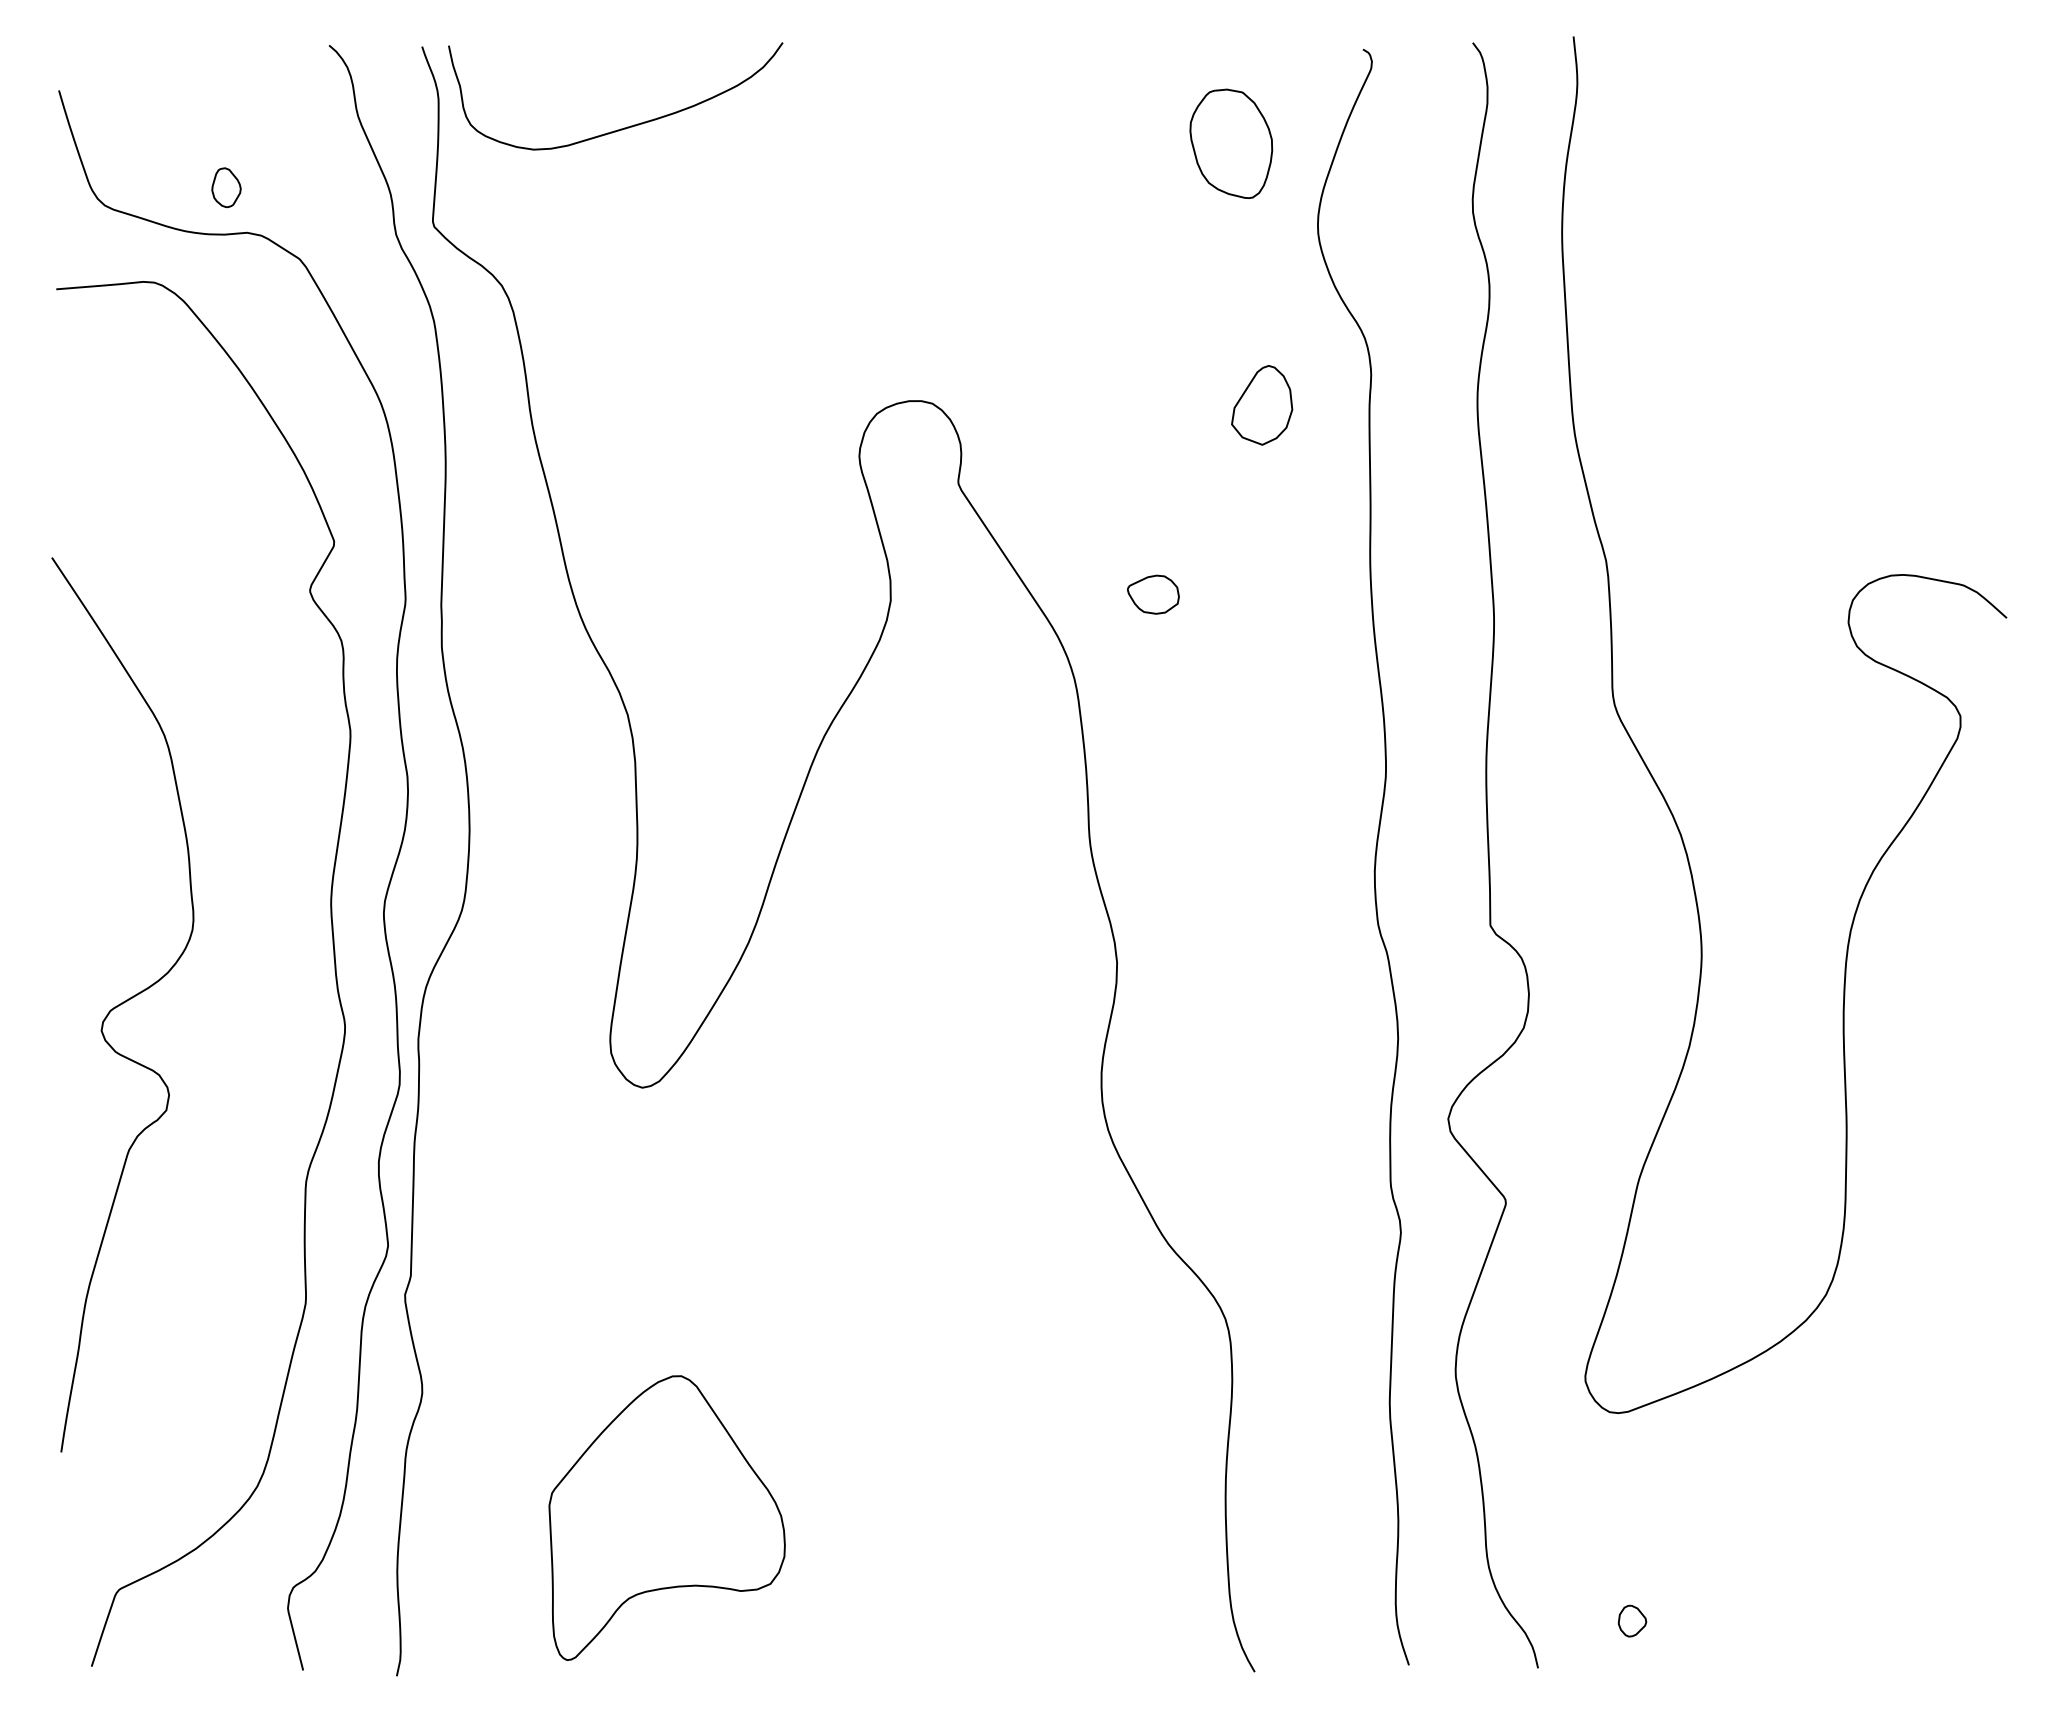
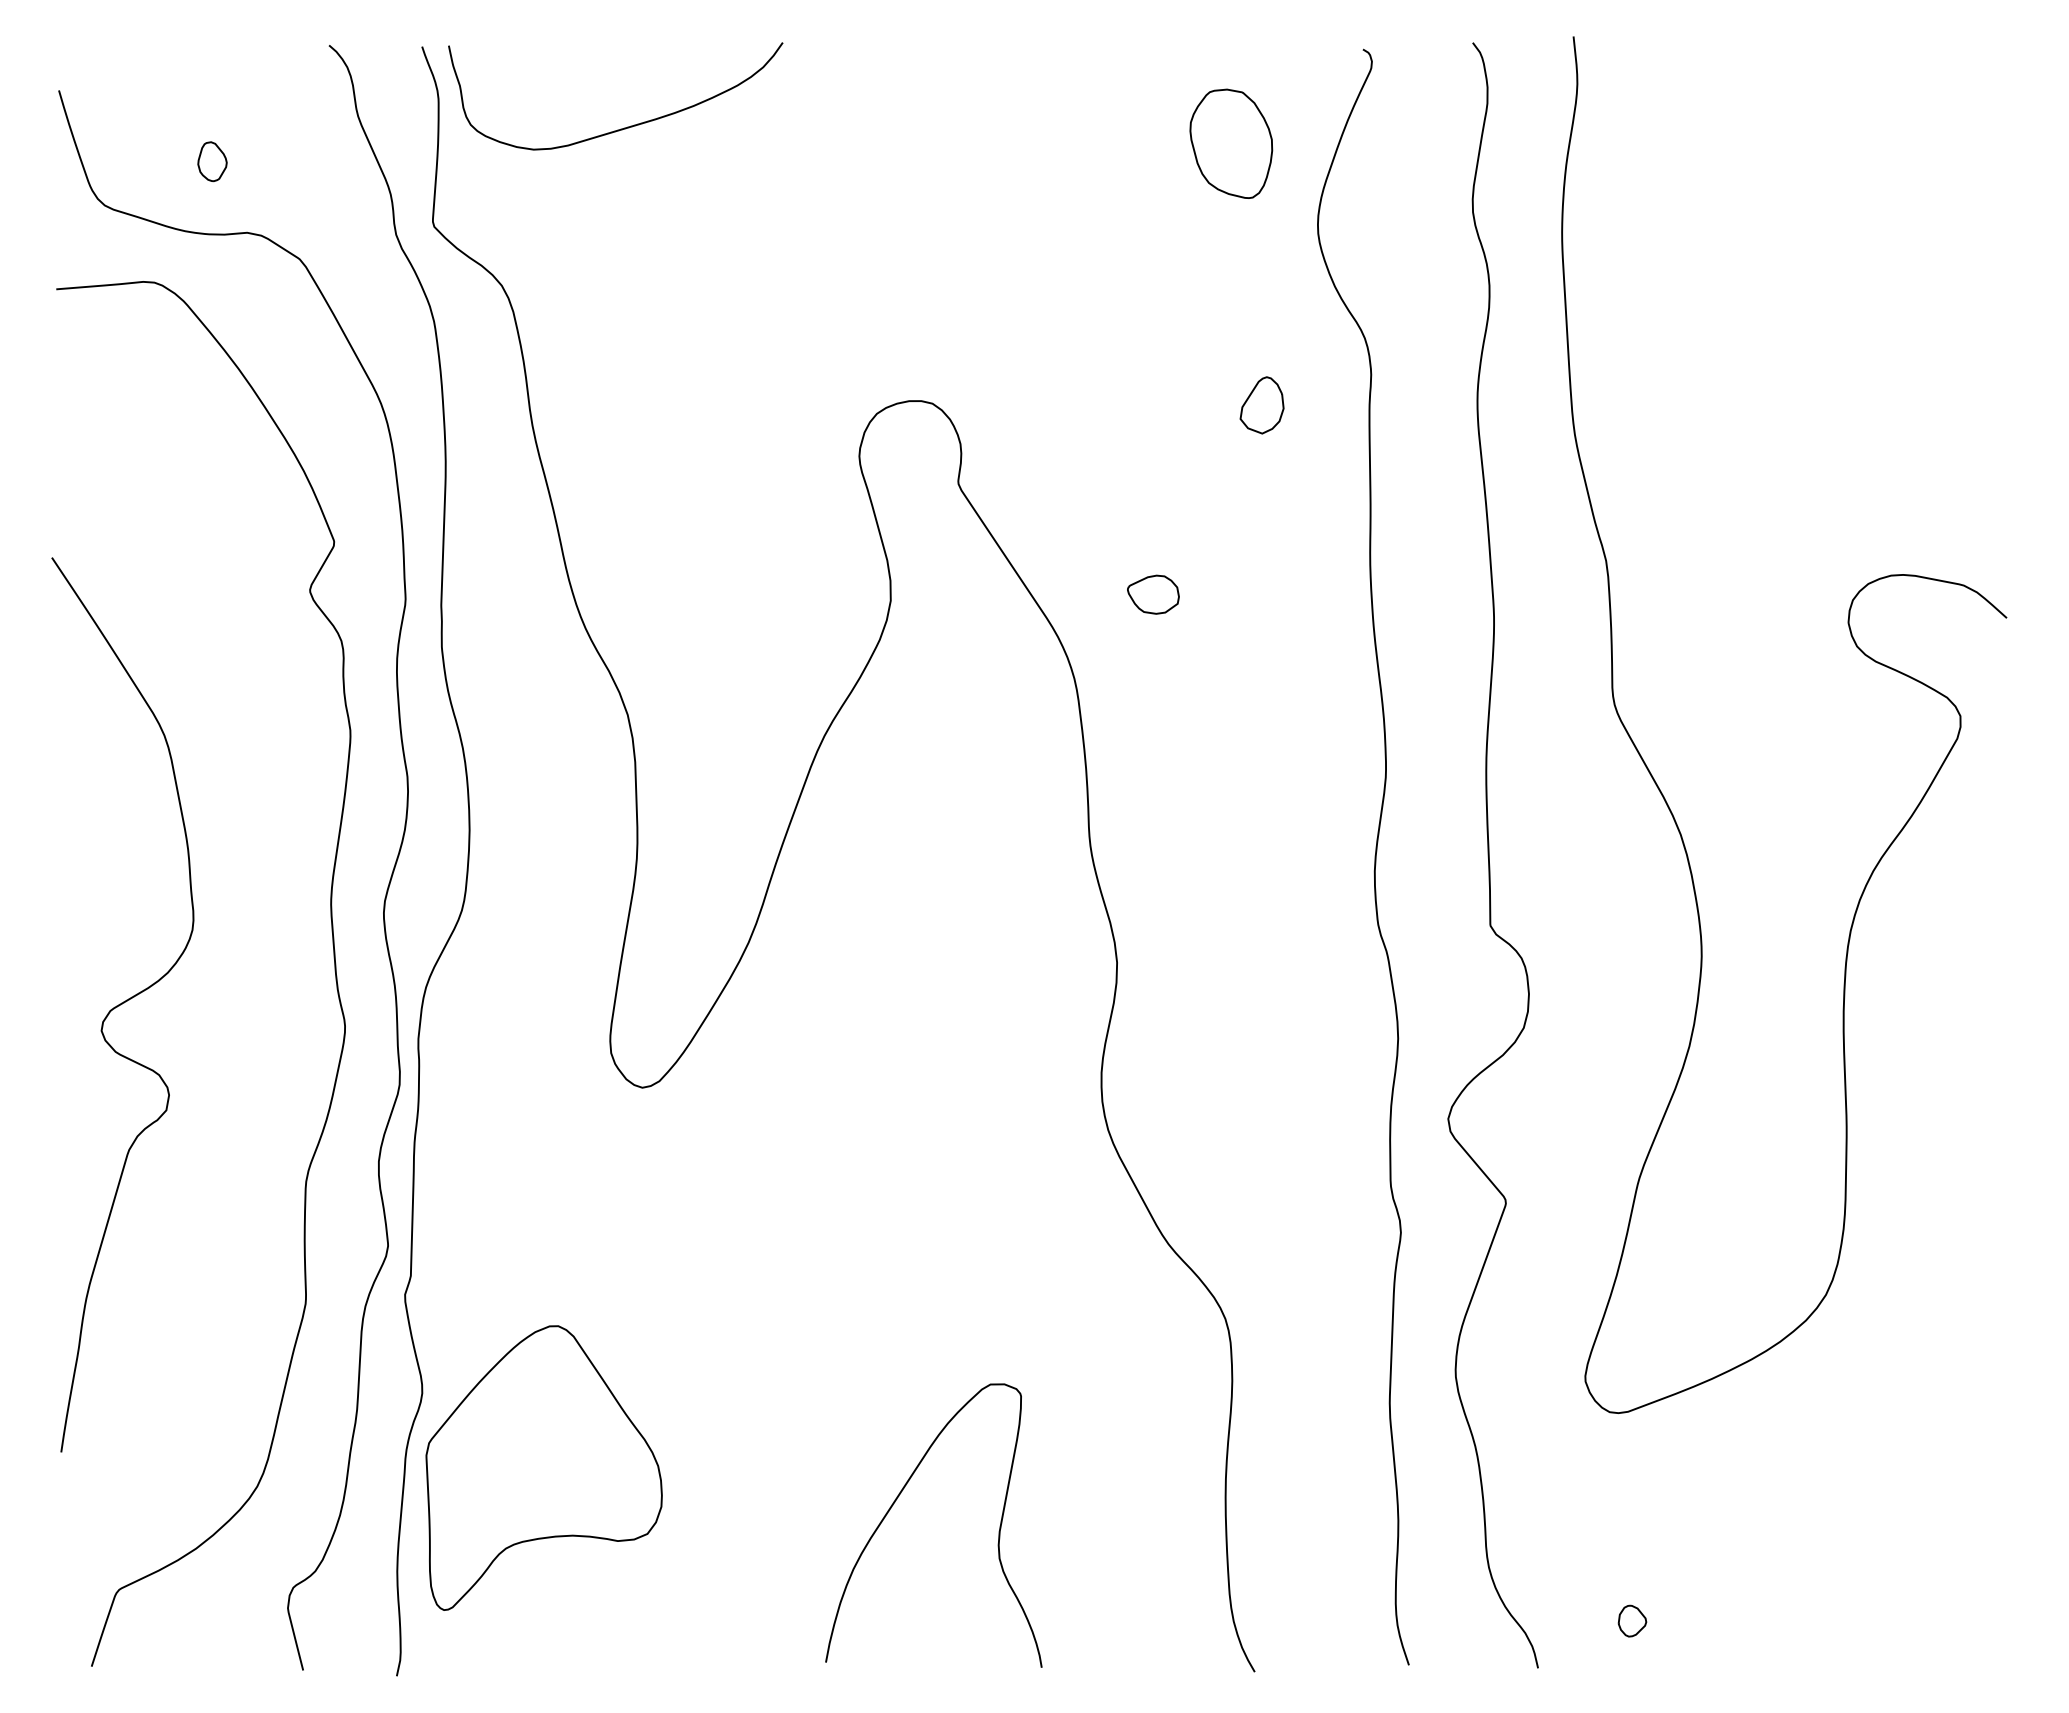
part position: (226, 187) -> (212, 161) (212, 161)
part size: 63x81 px -> 46x59 px (1261, 405)
curve: none -> present (897, 1499)
part position: (666, 1517) -> (543, 1467) (543, 1467)
